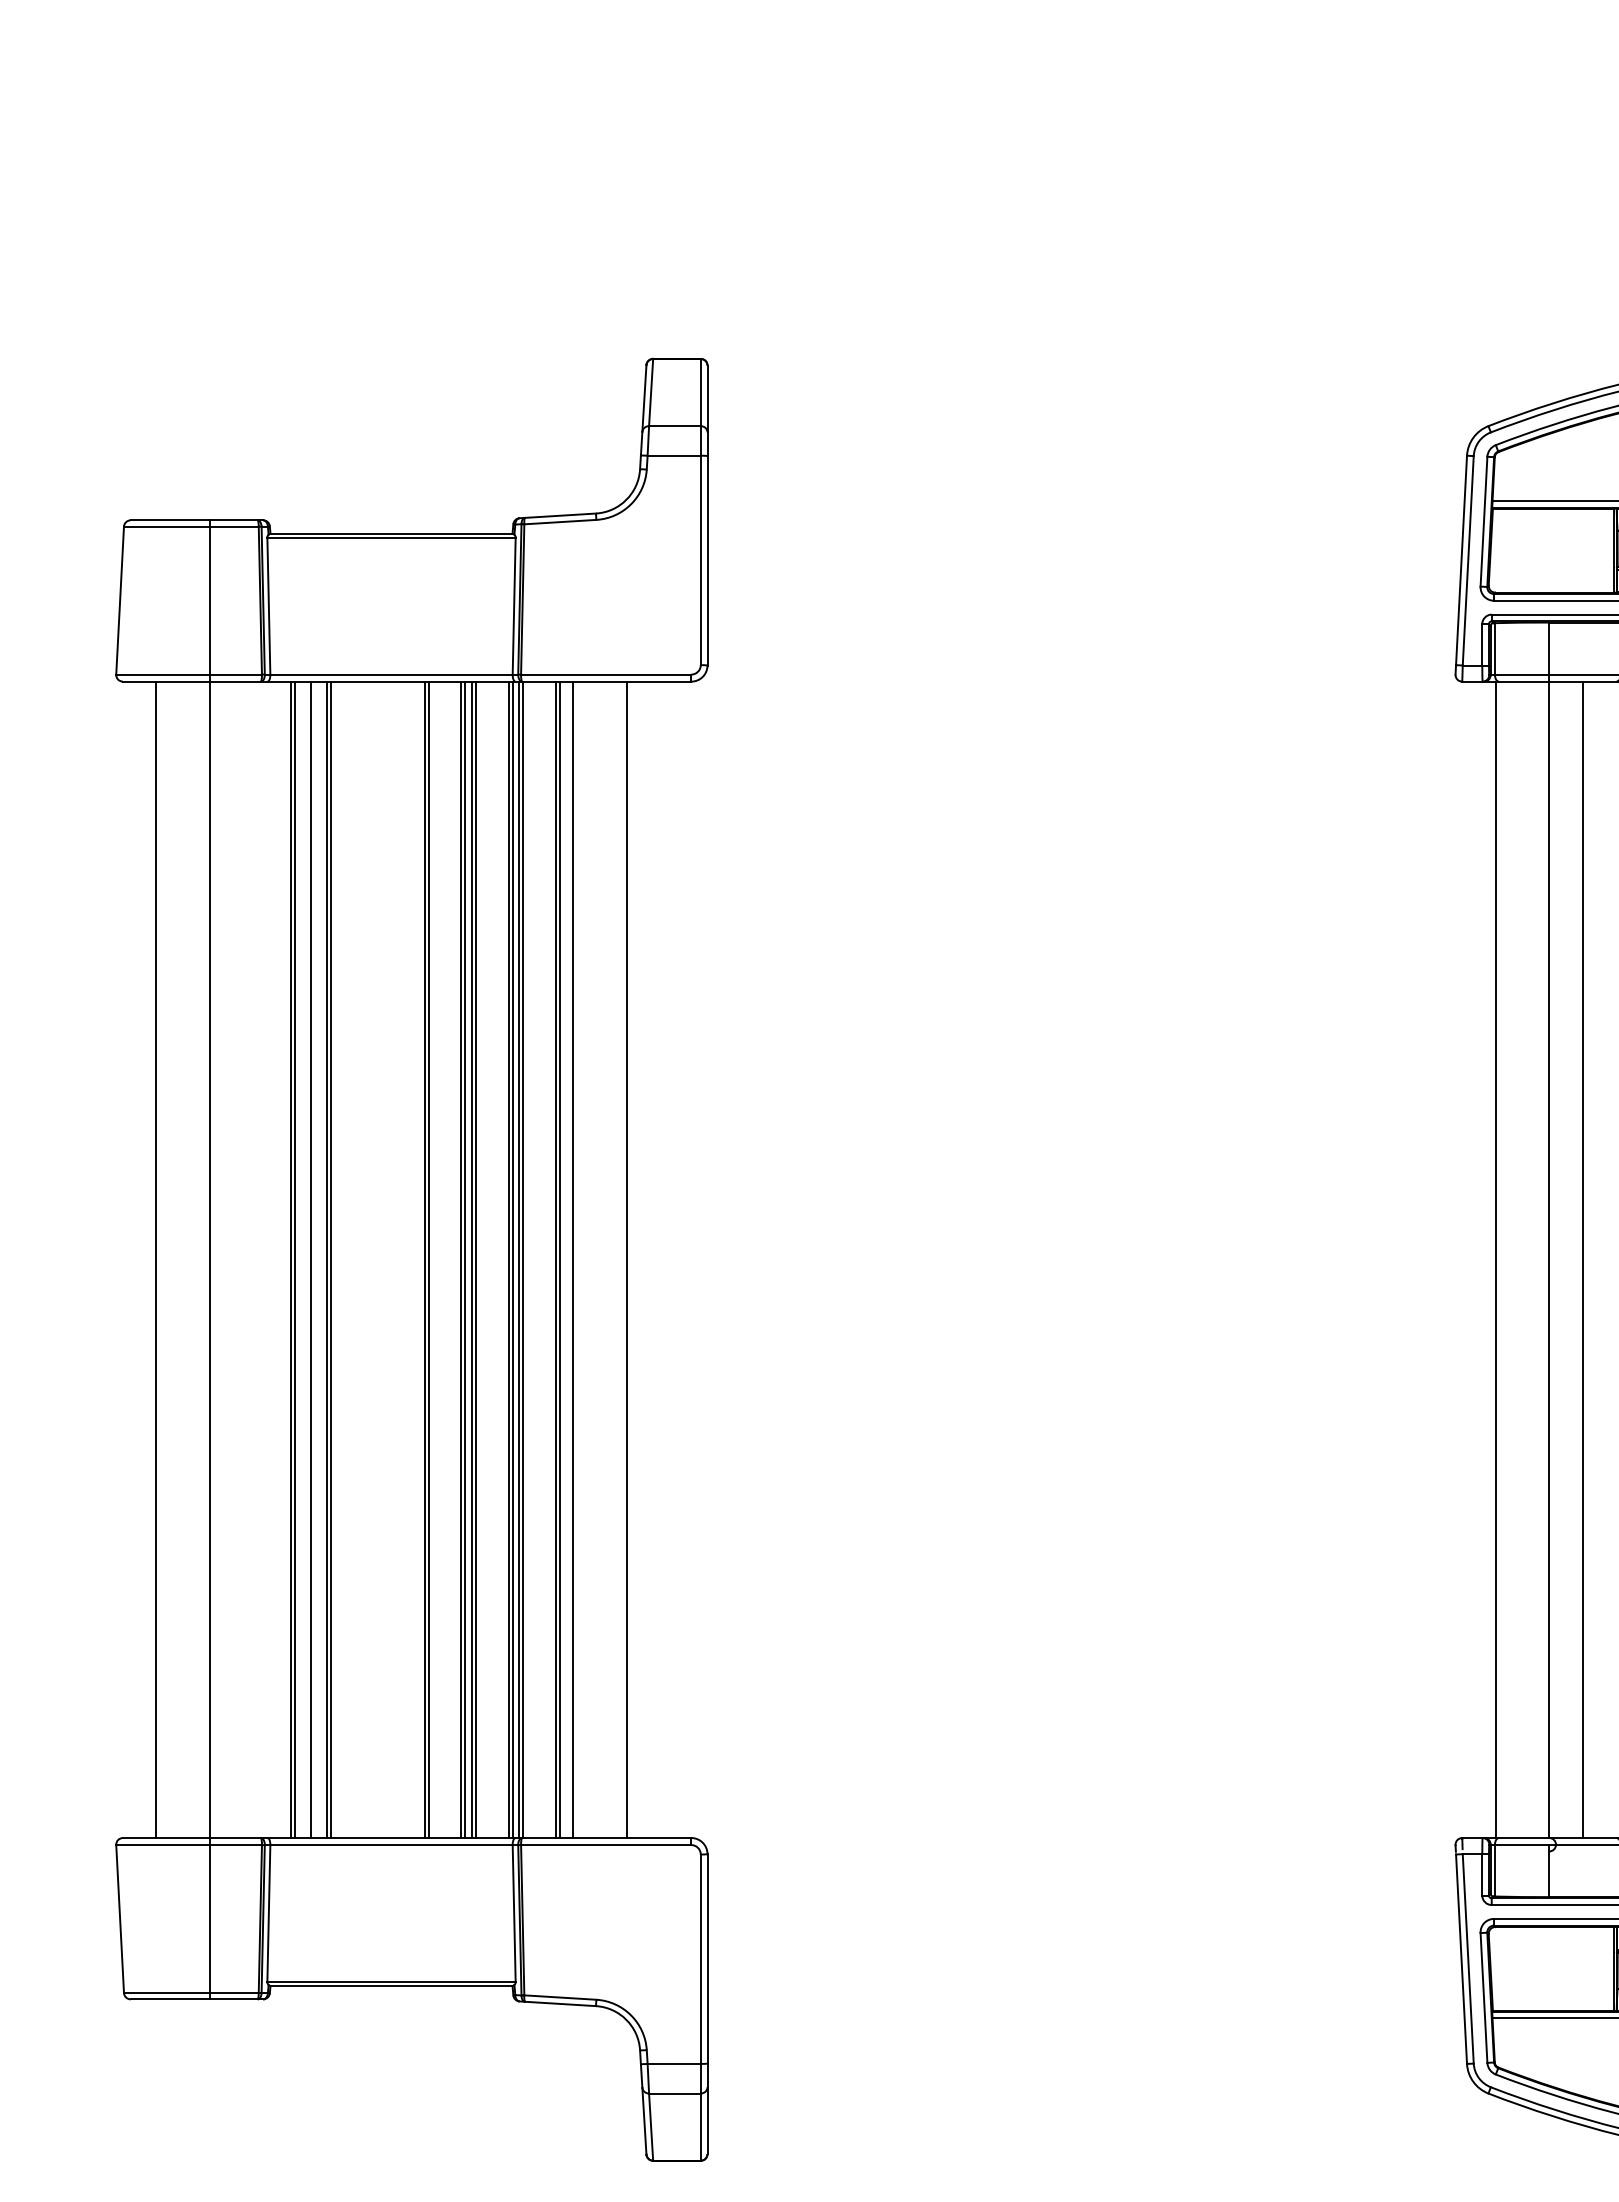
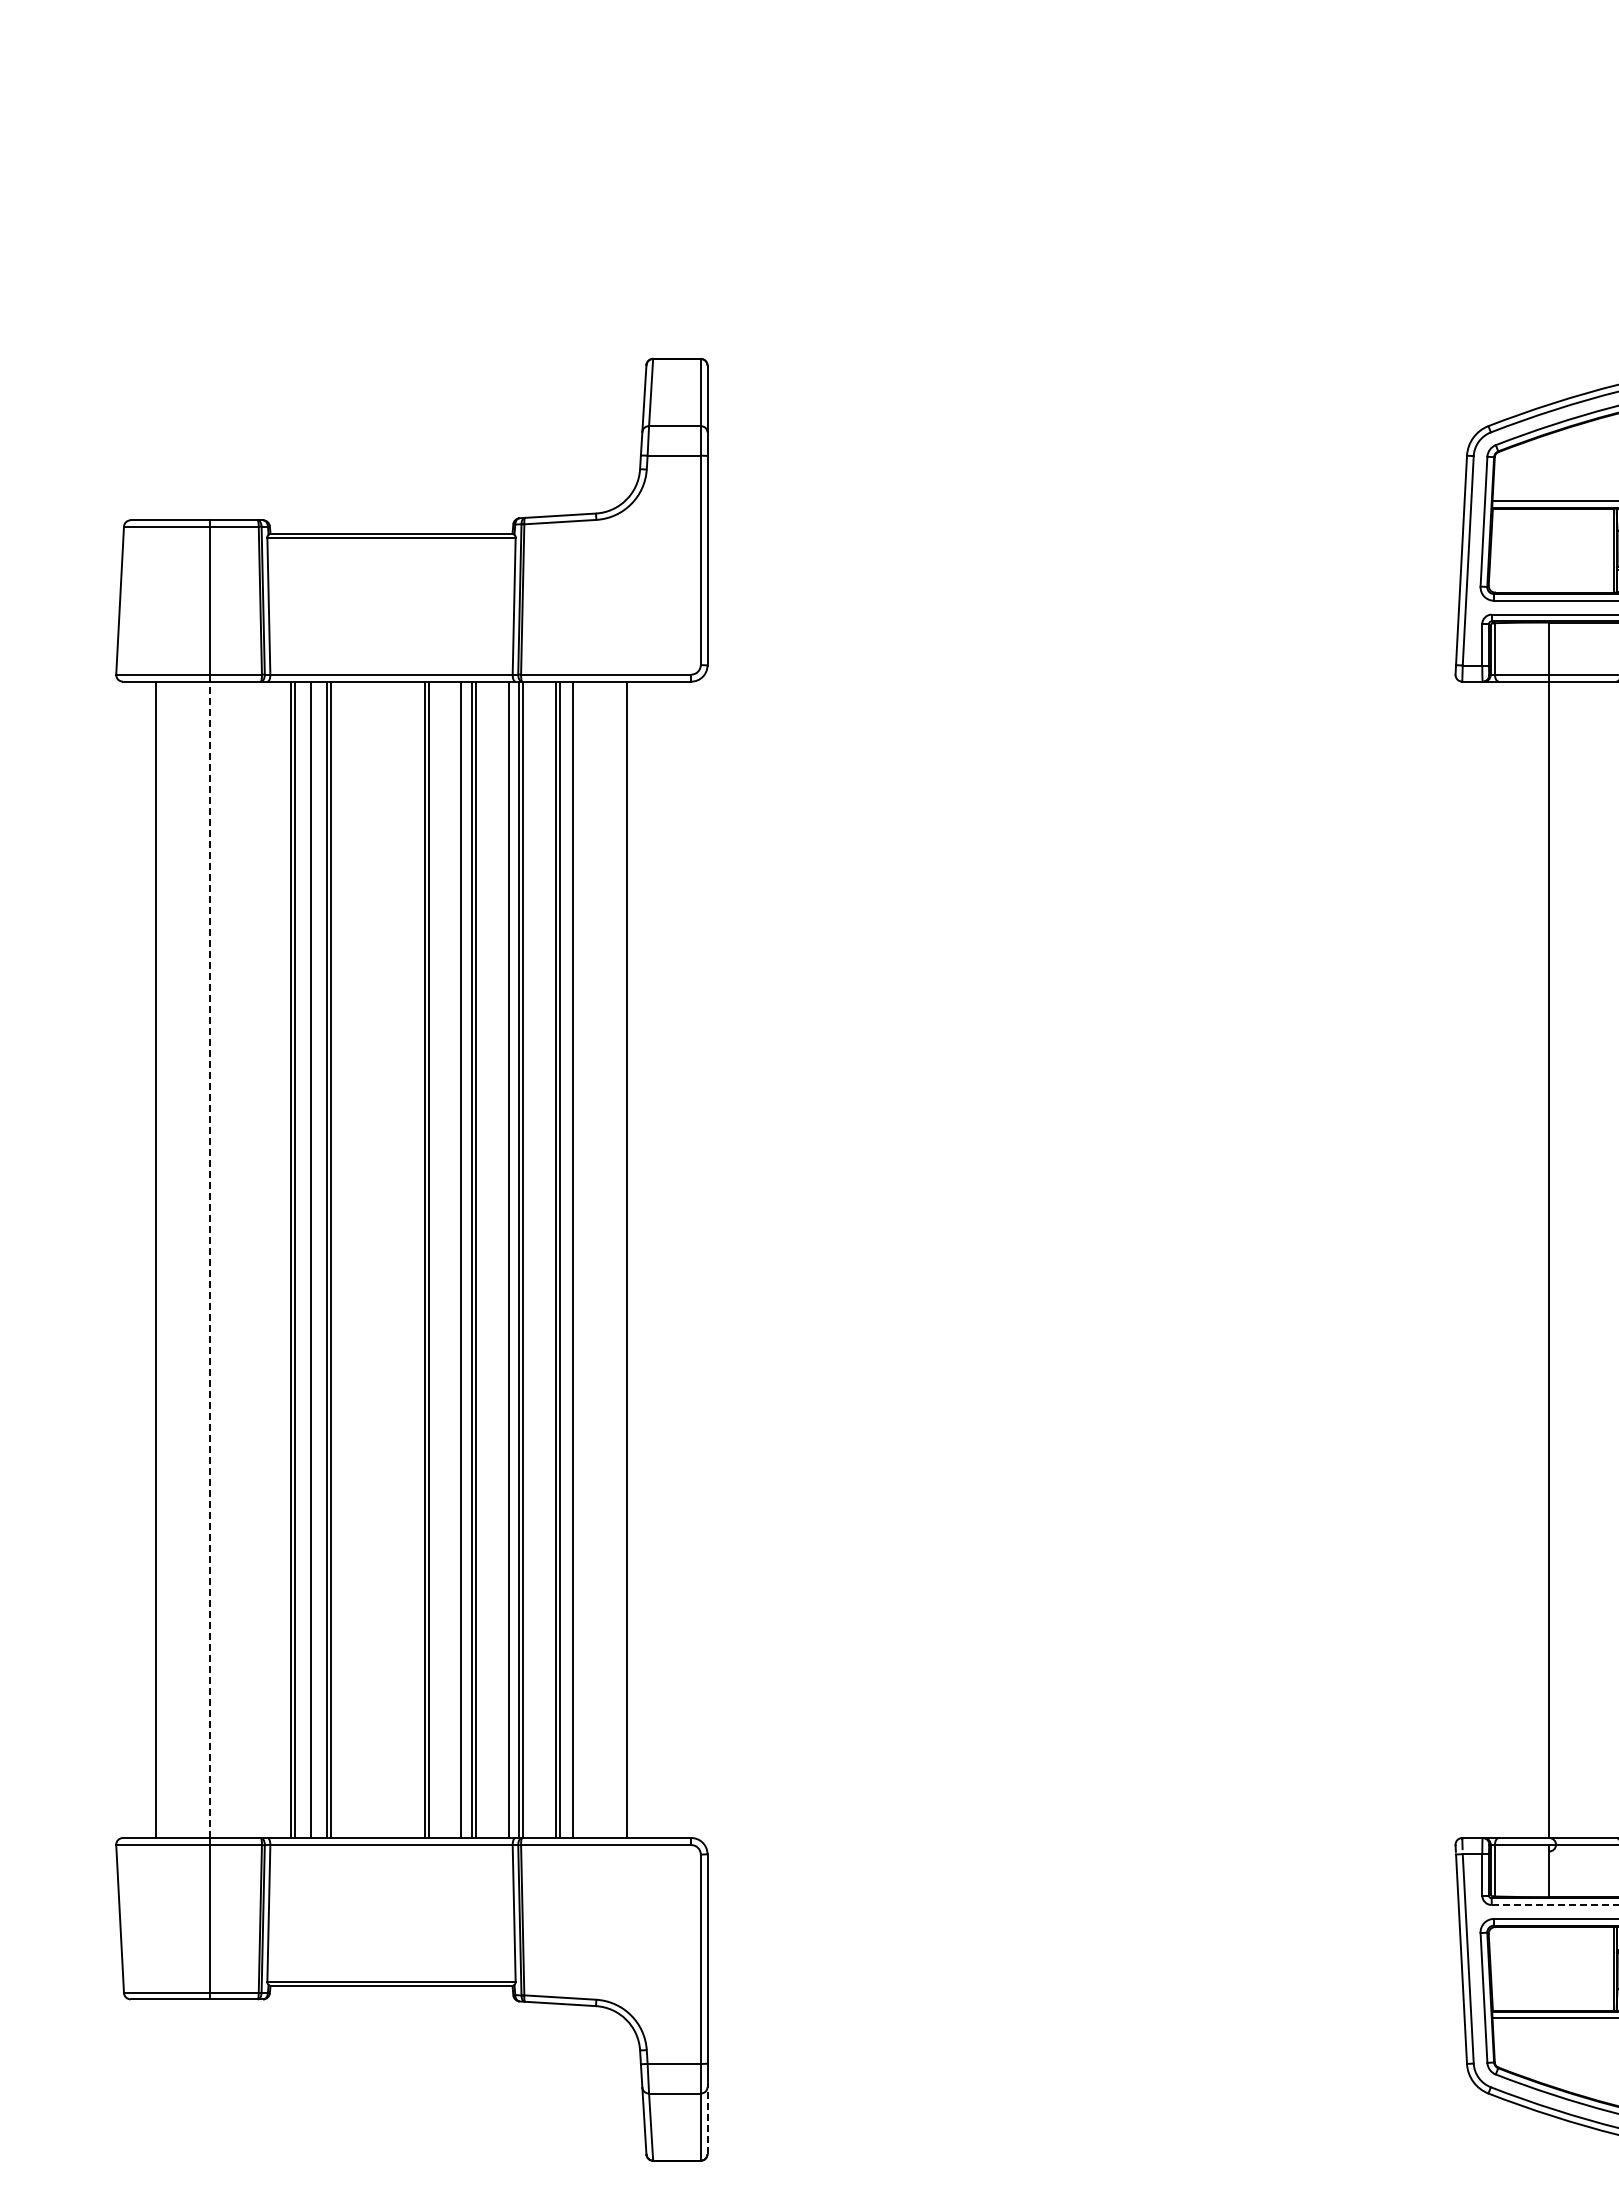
line: solid -> dashed (210, 1259)
line: present -> none (465, 1259)
line: present -> none (512, 1259)
line: present -> none (1495, 1259)
line: present -> none (1582, 1259)
line: solid -> dashed (1555, 1905)
line: solid -> dashed (707, 2120)
